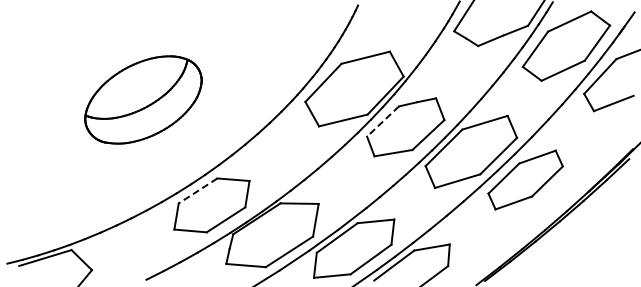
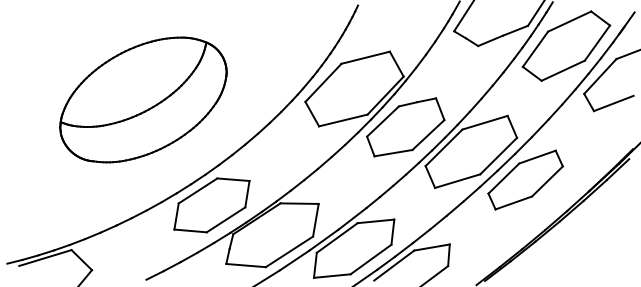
part size: 119x90 px -> 169x128 px (143, 99)
line: dashed -> solid (383, 121)
line: dashed -> solid (197, 191)
